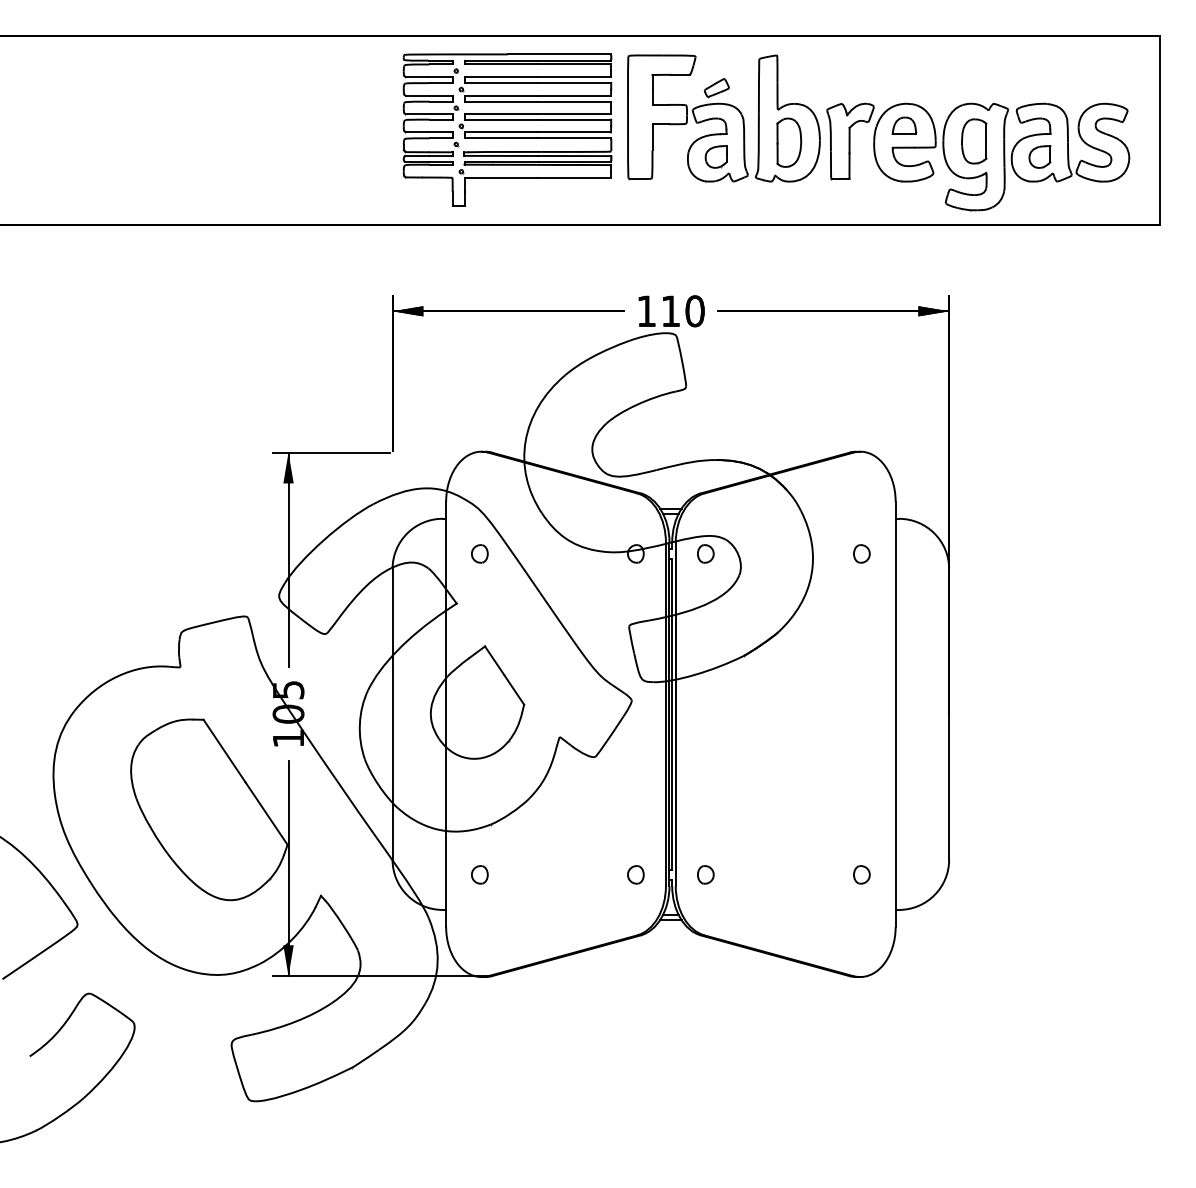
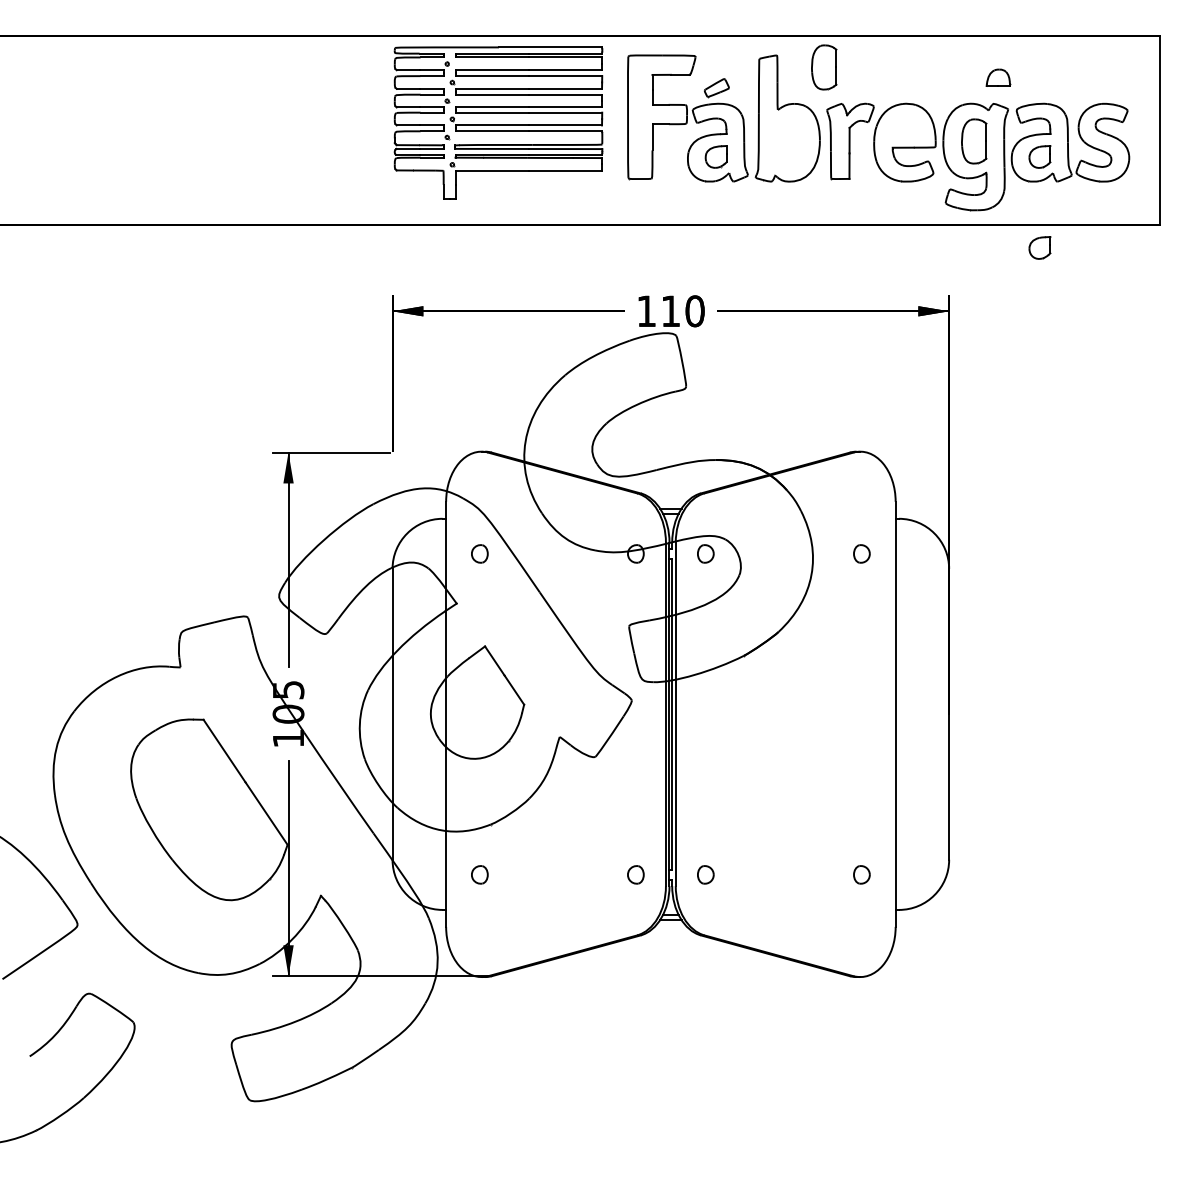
part: none -> present (824, 67)
part position: (904, 125) -> (998, 77) (998, 77)
part position: (507, 129) -> (498, 122) (498, 122)
part: present -> none (789, 142)
part: none -> present (1039, 247)
